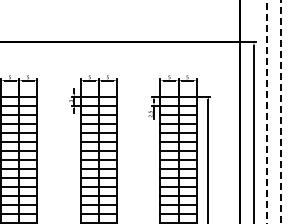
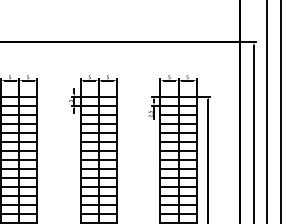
line: dashed -> solid (266, 111)
line: dashed -> solid (281, 111)
